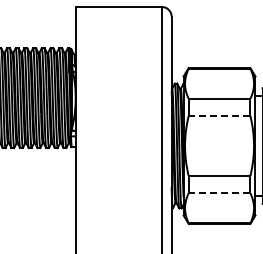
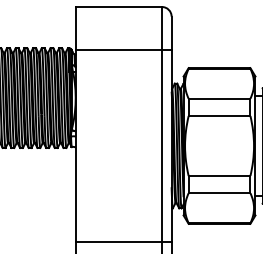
line: none -> present (123, 50)
line: dashed -> solid (219, 116)
line: dashed -> solid (219, 193)
line: none -> present (123, 241)
